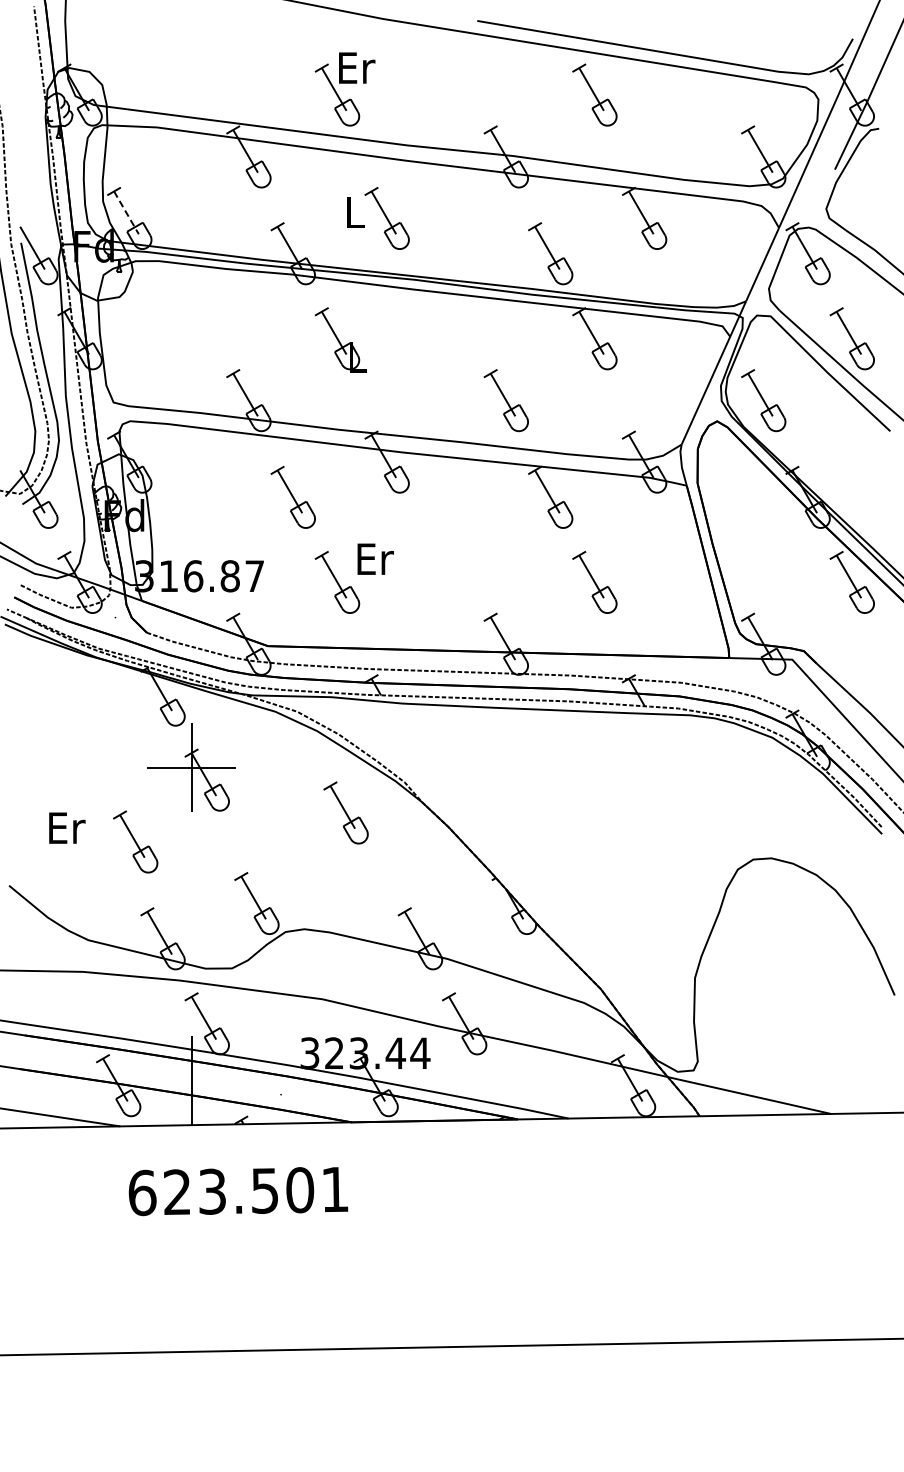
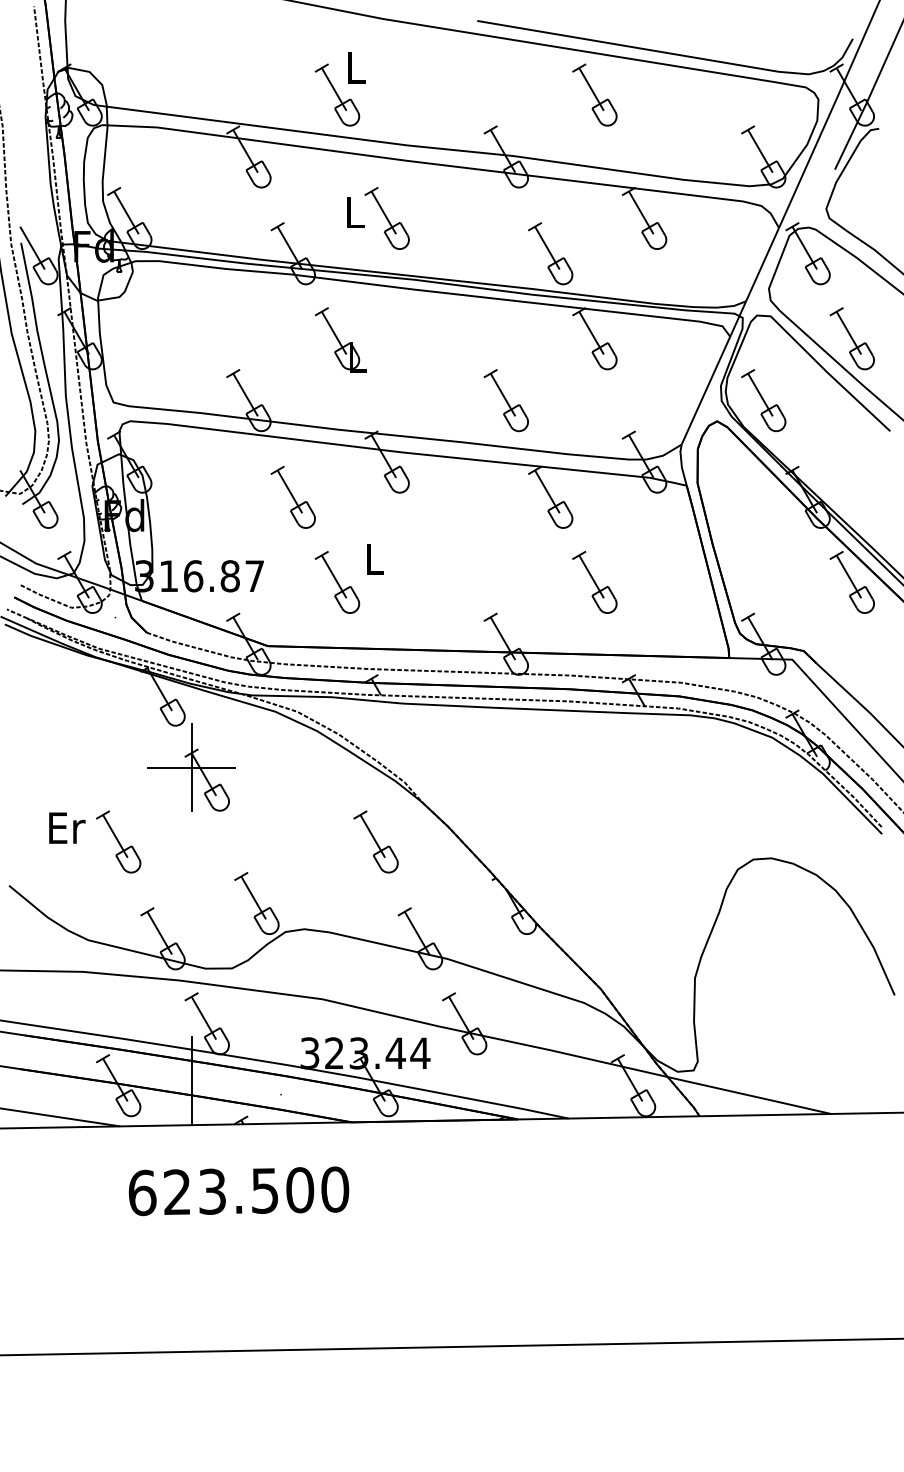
text: Er -> L (357, 67)
line: dashed -> solid (126, 212)
text: Er -> L (375, 558)
part position: (345, 812) -> (375, 841) (375, 841)
part position: (135, 841) -> (118, 841) (118, 841)
text: 623.501 -> 623.500 (335, 1189)
